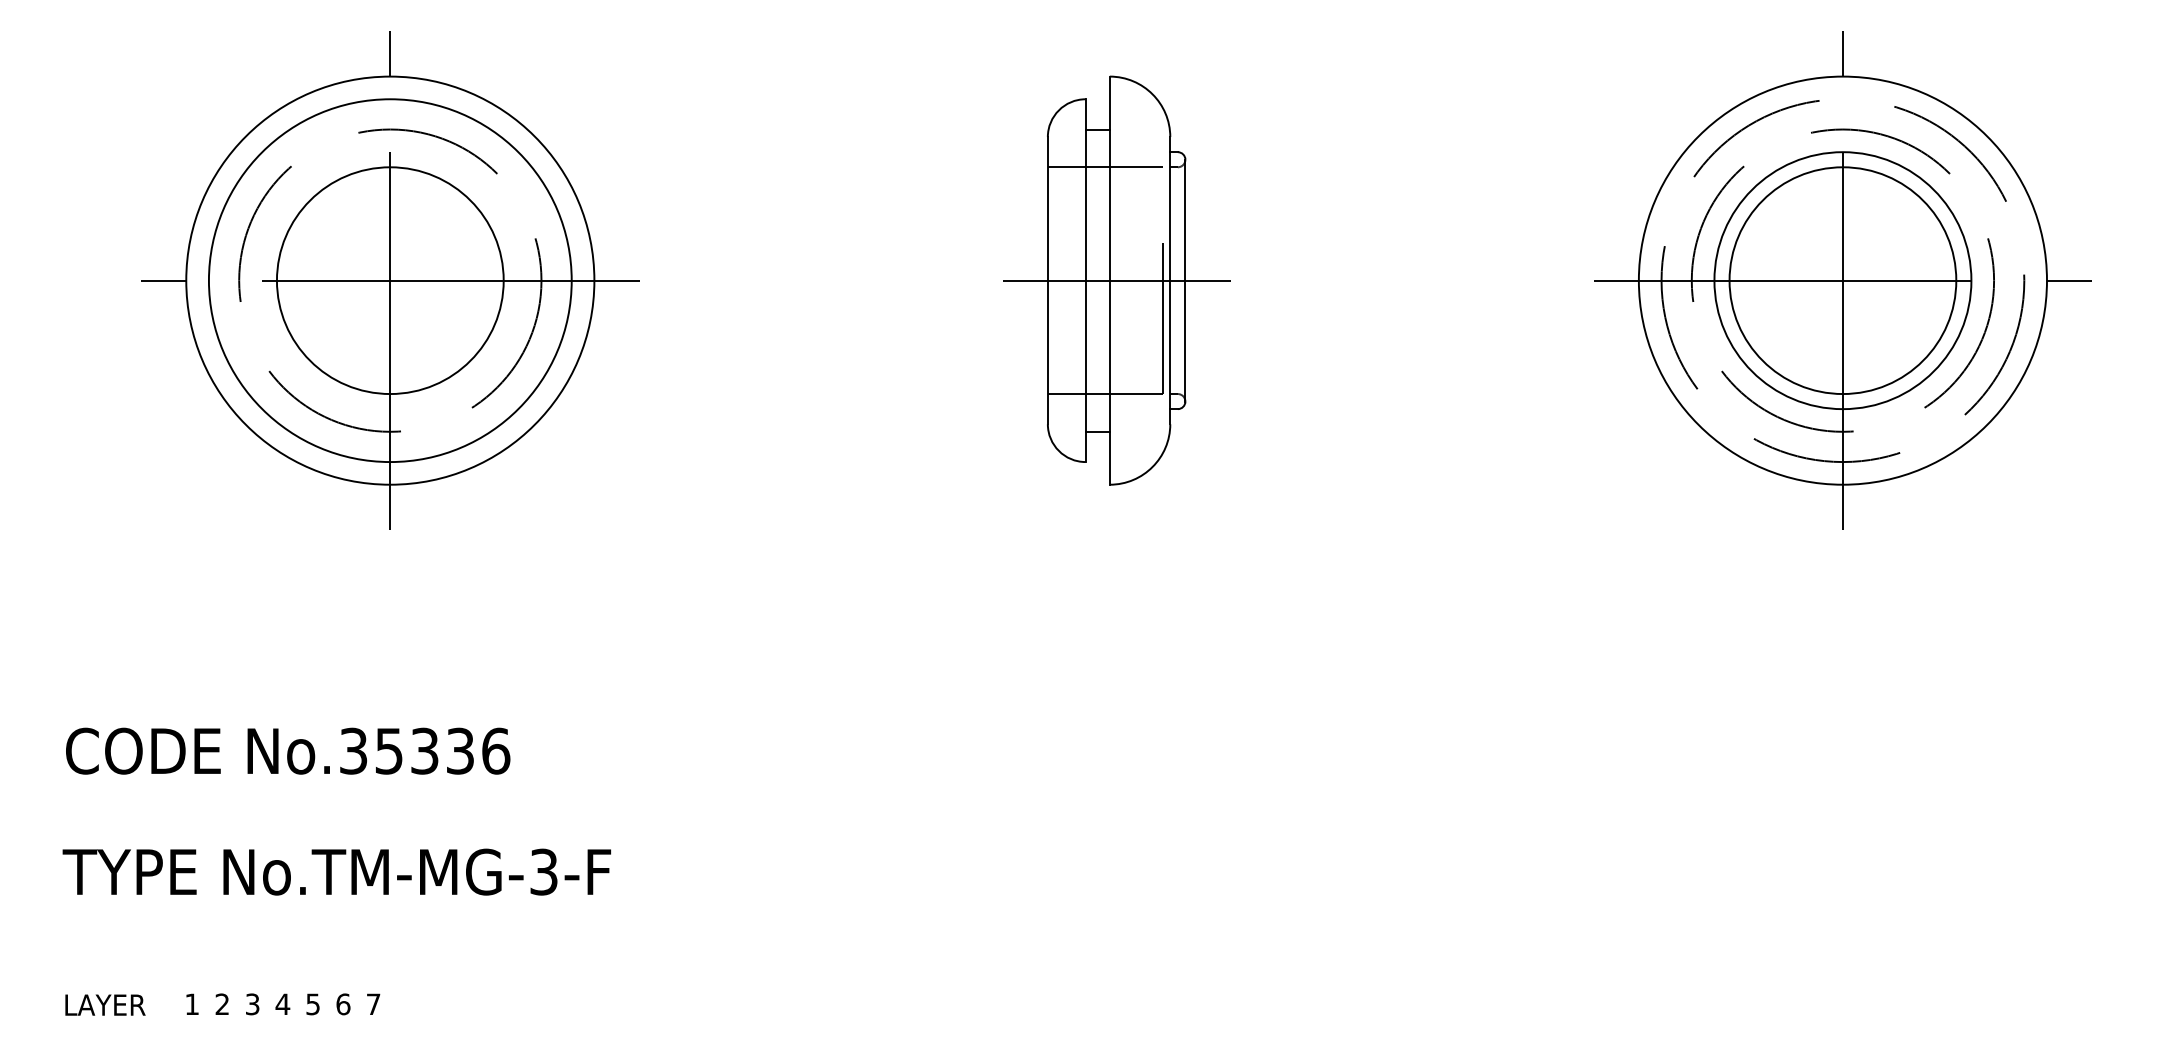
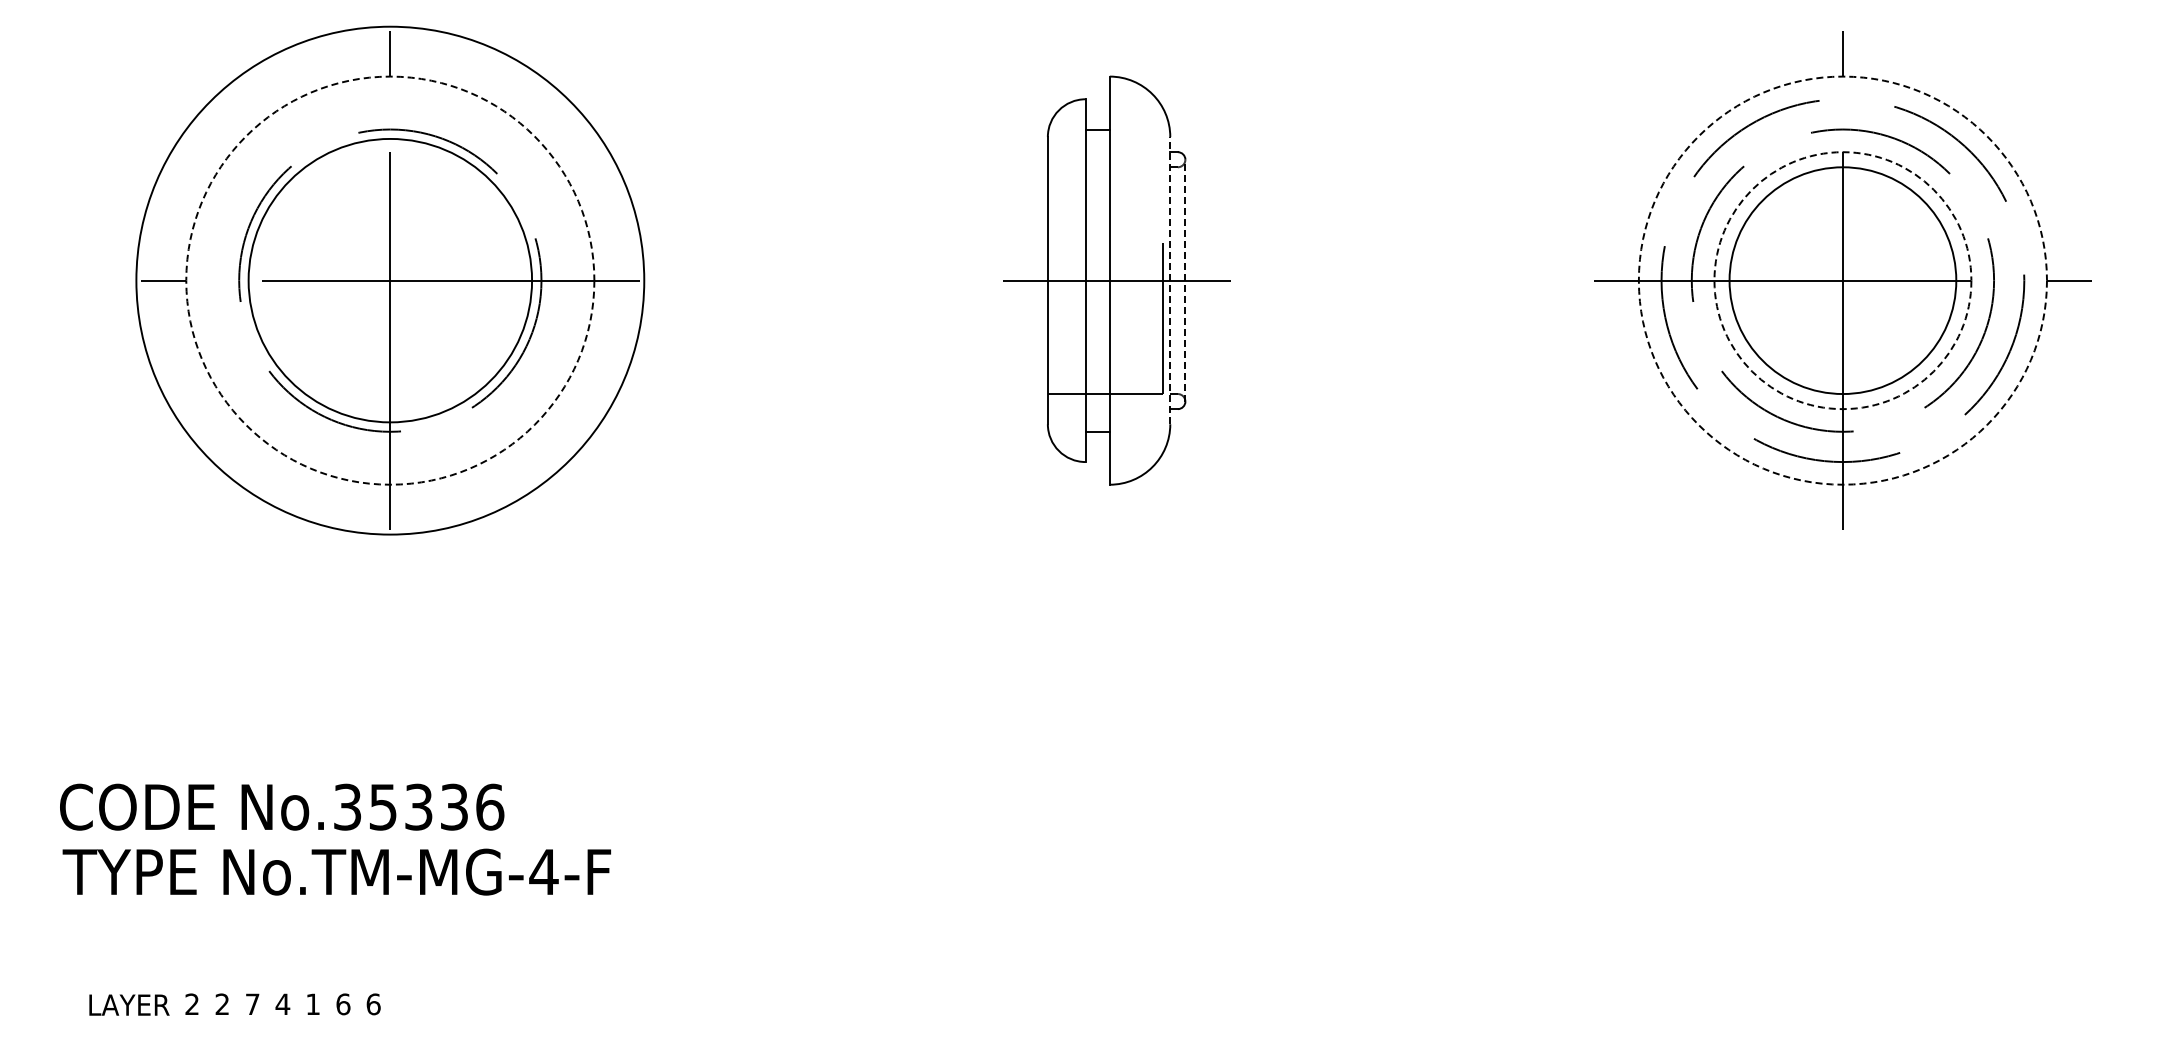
line: present -> none (1104, 167)
circle diameter: 227 px -> 283 px (390, 280)
circle diameter: 363 px -> 508 px (390, 280)
circle: solid -> dashed (390, 280)
line: solid -> dashed (1170, 280)
line: solid -> dashed (1185, 280)
circle: solid -> dashed (1842, 280)
circle: solid -> dashed (1842, 280)
text position: (288, 750) -> (282, 806) (282, 806)
text: No.TM-MG-3-F -> No.TM-MG-4-F (543, 871)
text: 1 -> 2 (191, 1003)
text position: (105, 1004) -> (129, 1004) (129, 1004)
text: 3 -> 7 (252, 1004)
text: 5 -> 1 (312, 1004)
text: 7 -> 6 (373, 1004)
